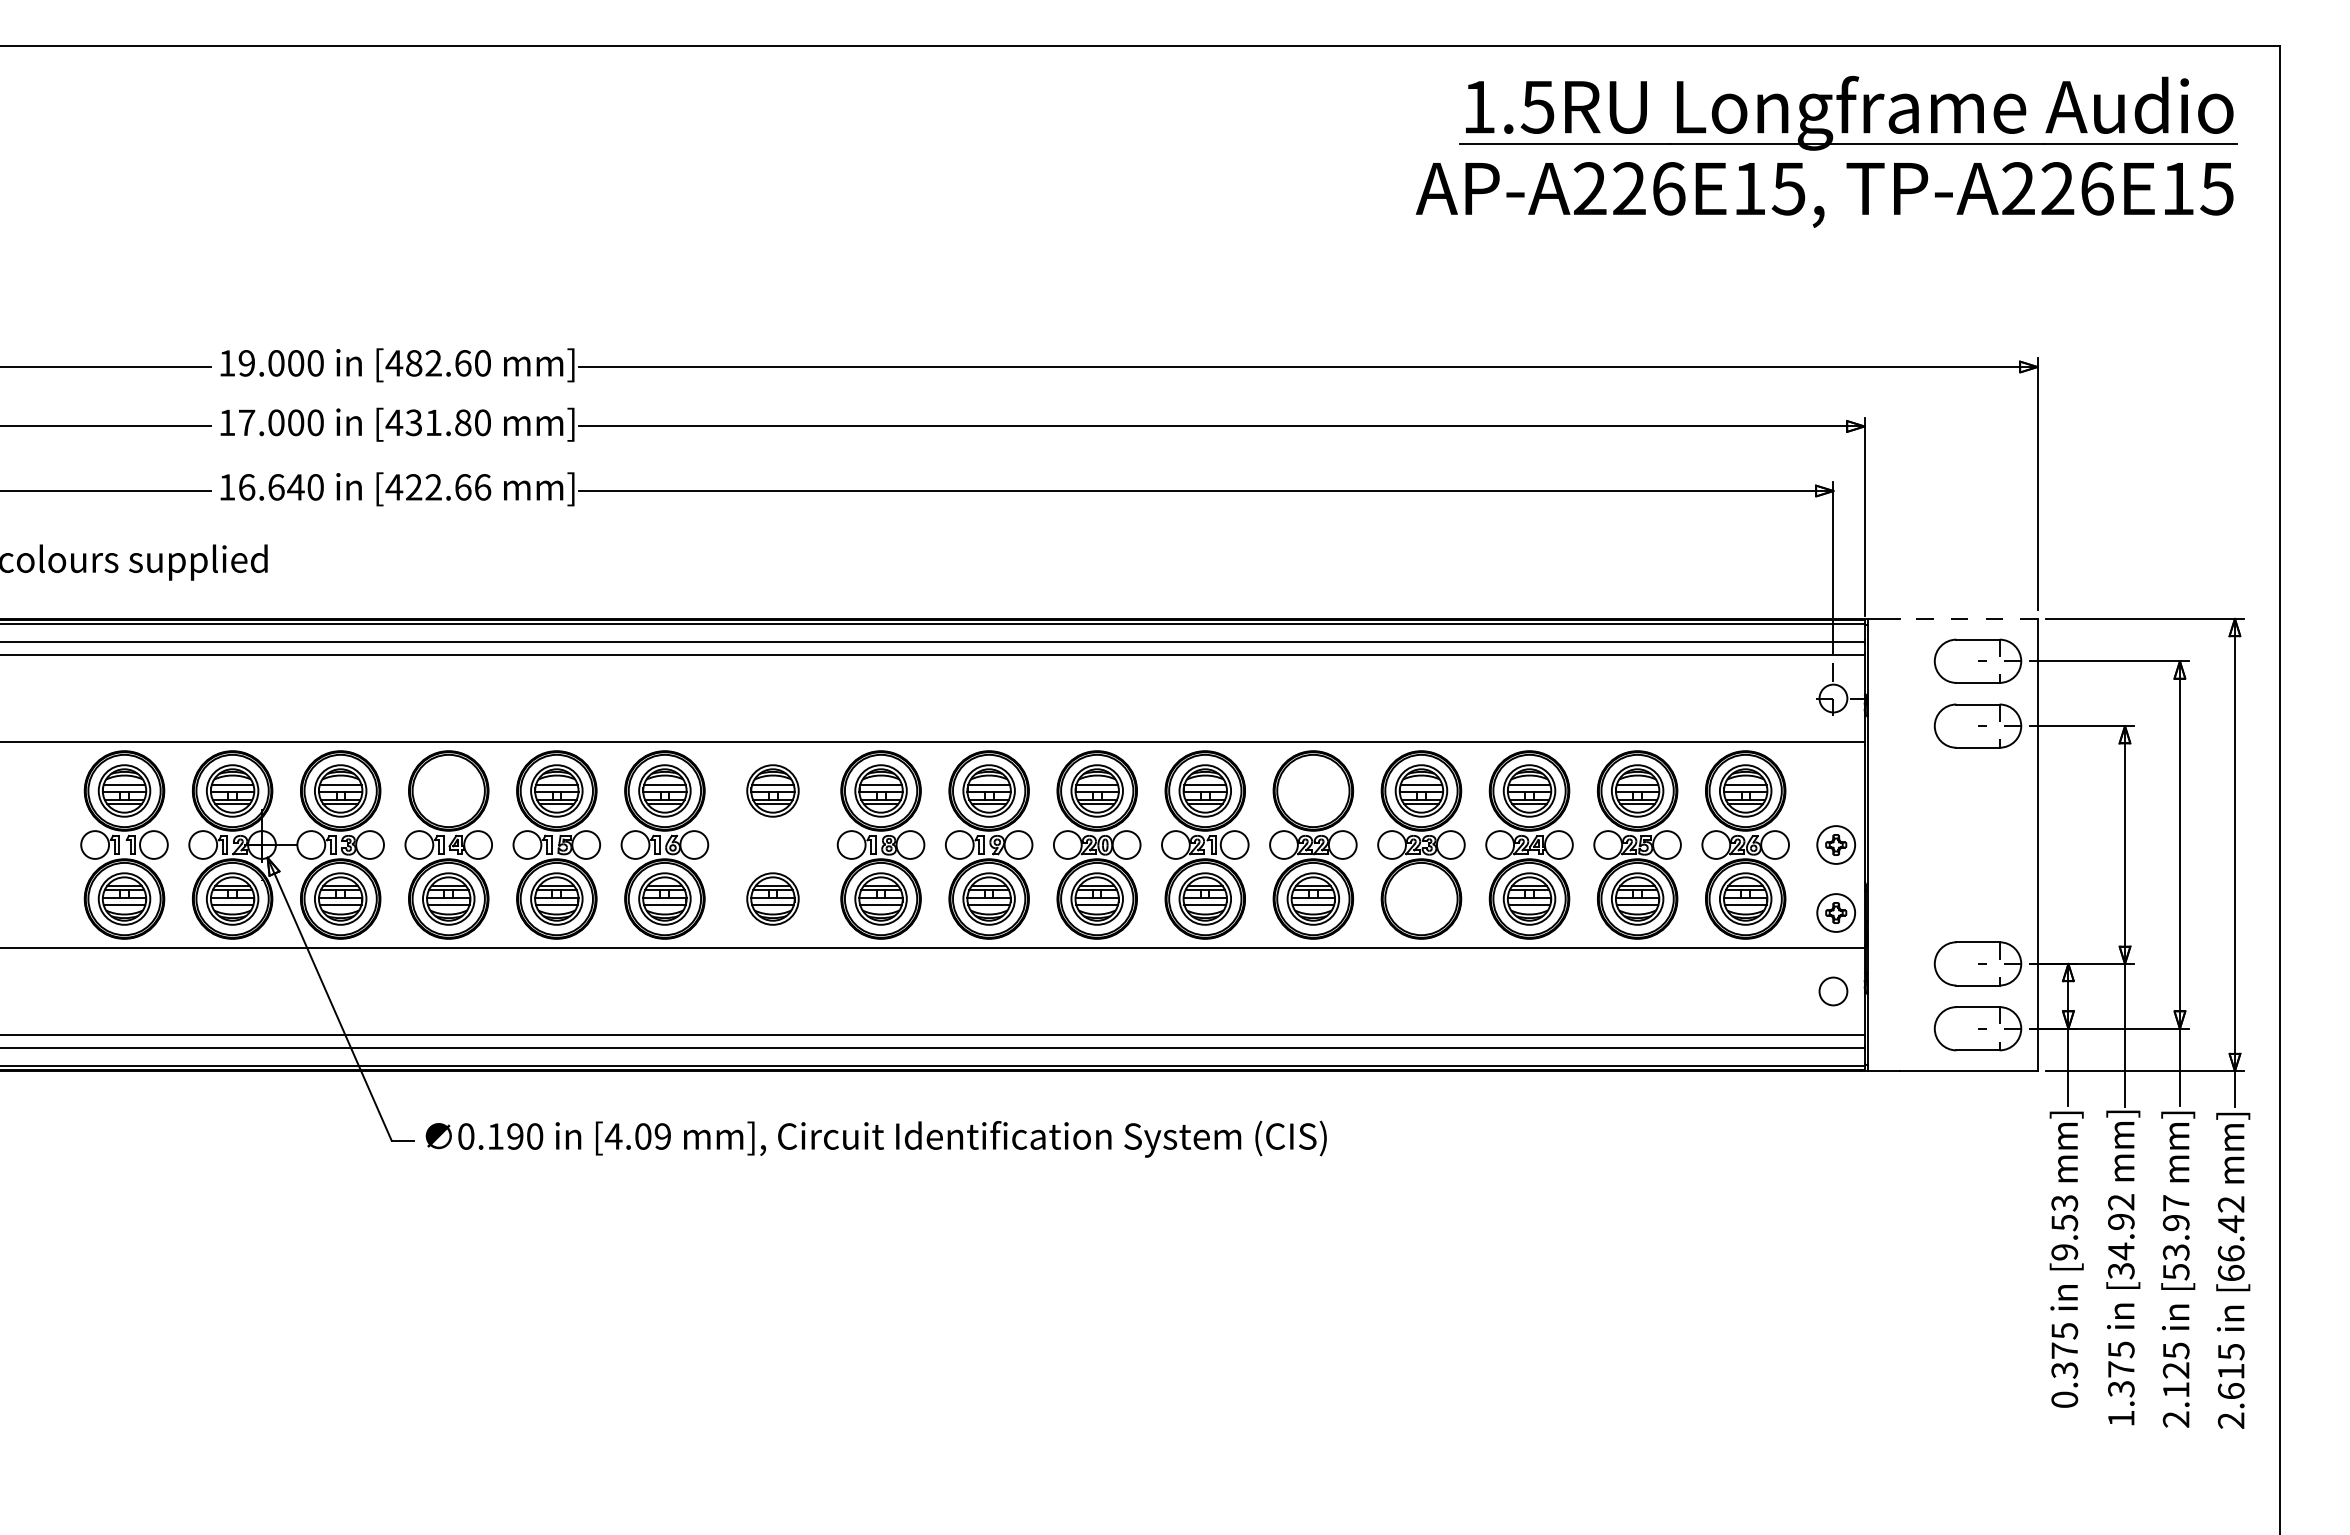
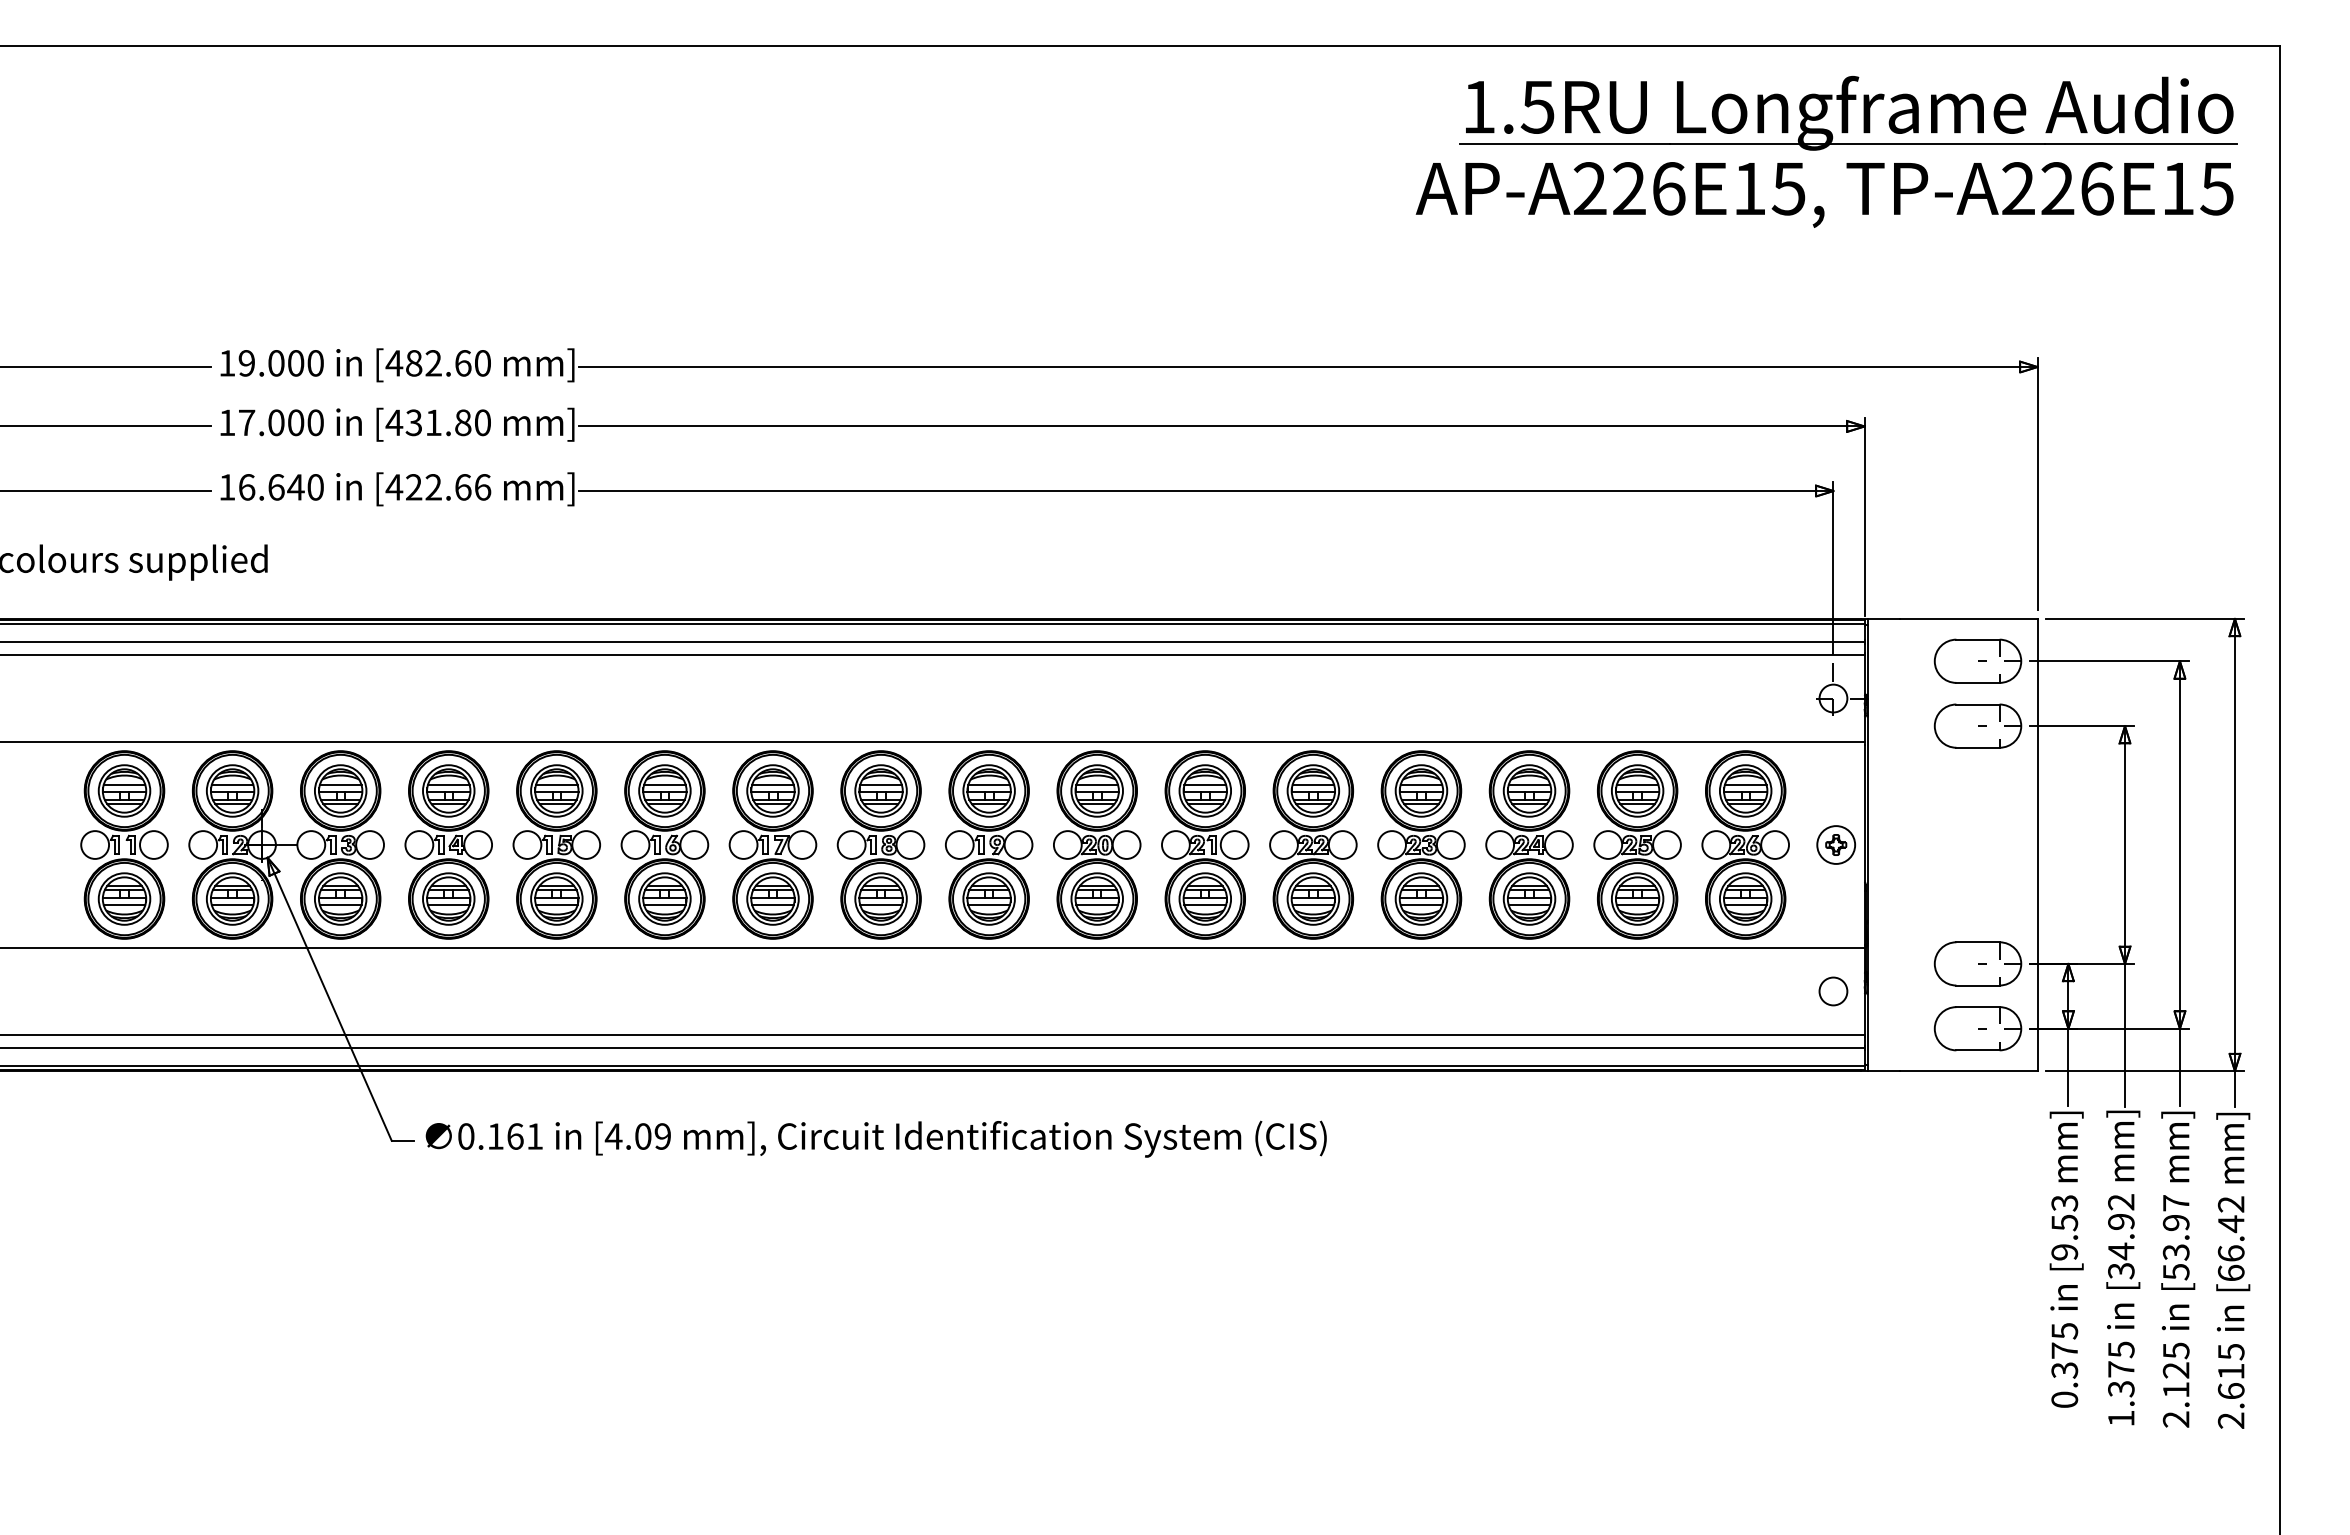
line: dashed -> solid (1968, 618)
part: none -> present (448, 790)
part: none -> present (1312, 790)
part: none -> present (772, 844)
part: none -> present (1421, 898)
part: present -> none (1835, 912)
text: 0.190 -> 0.161 (525, 1136)
